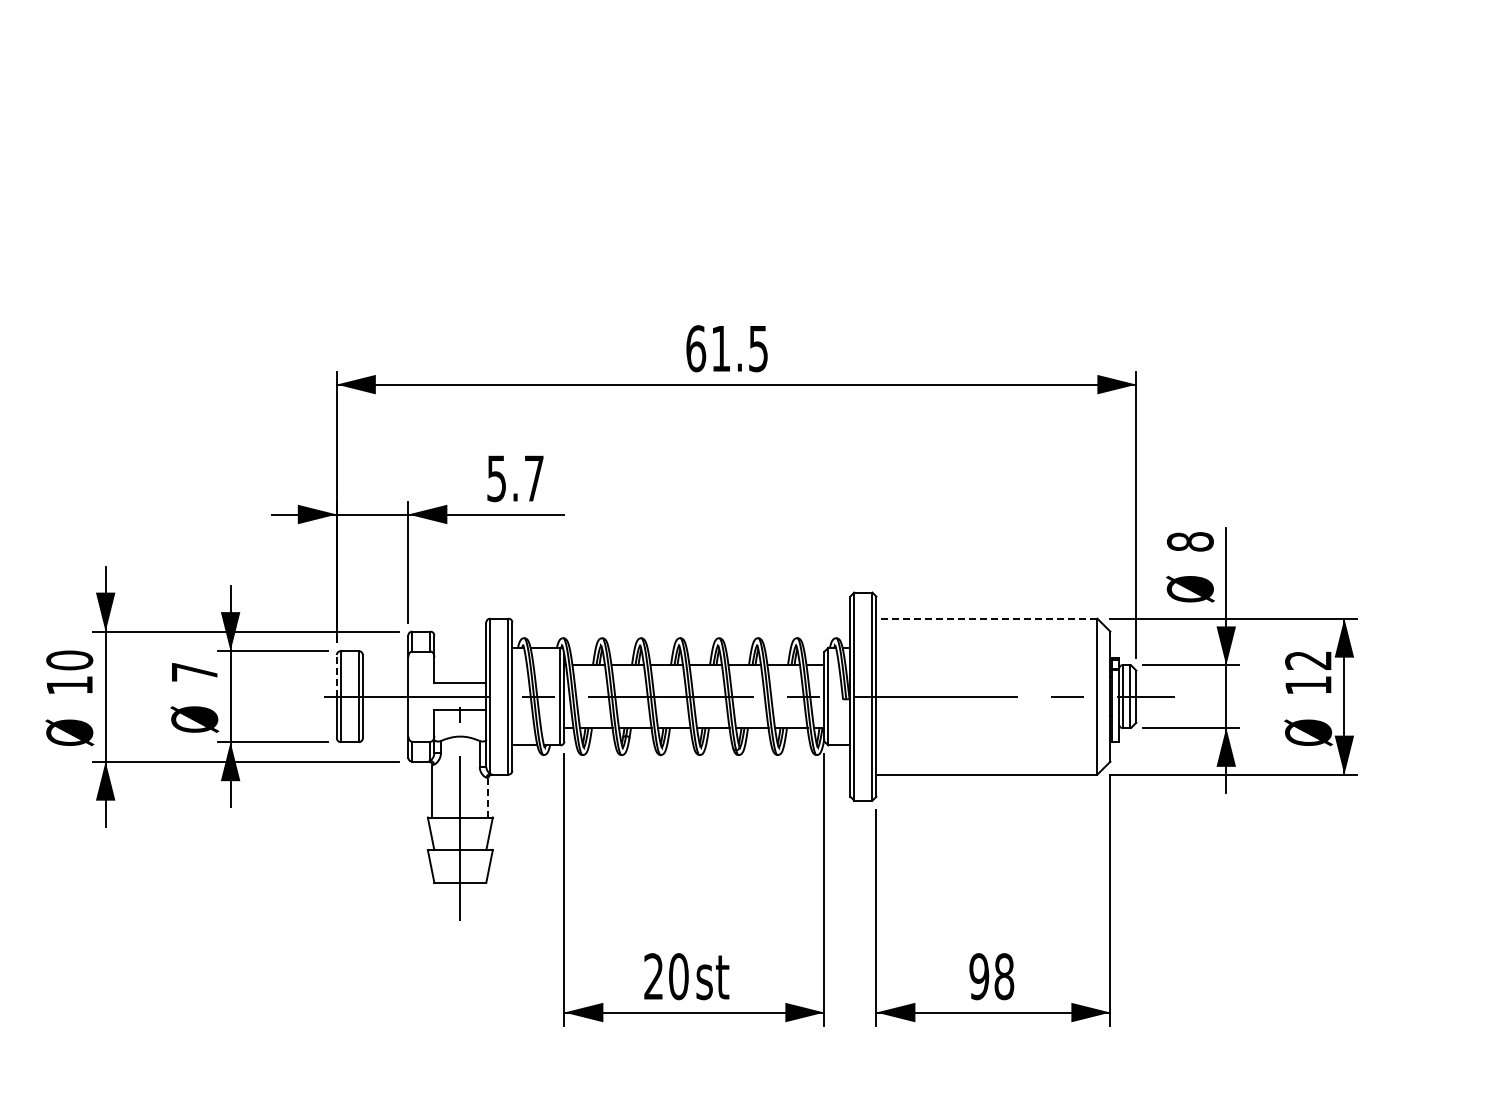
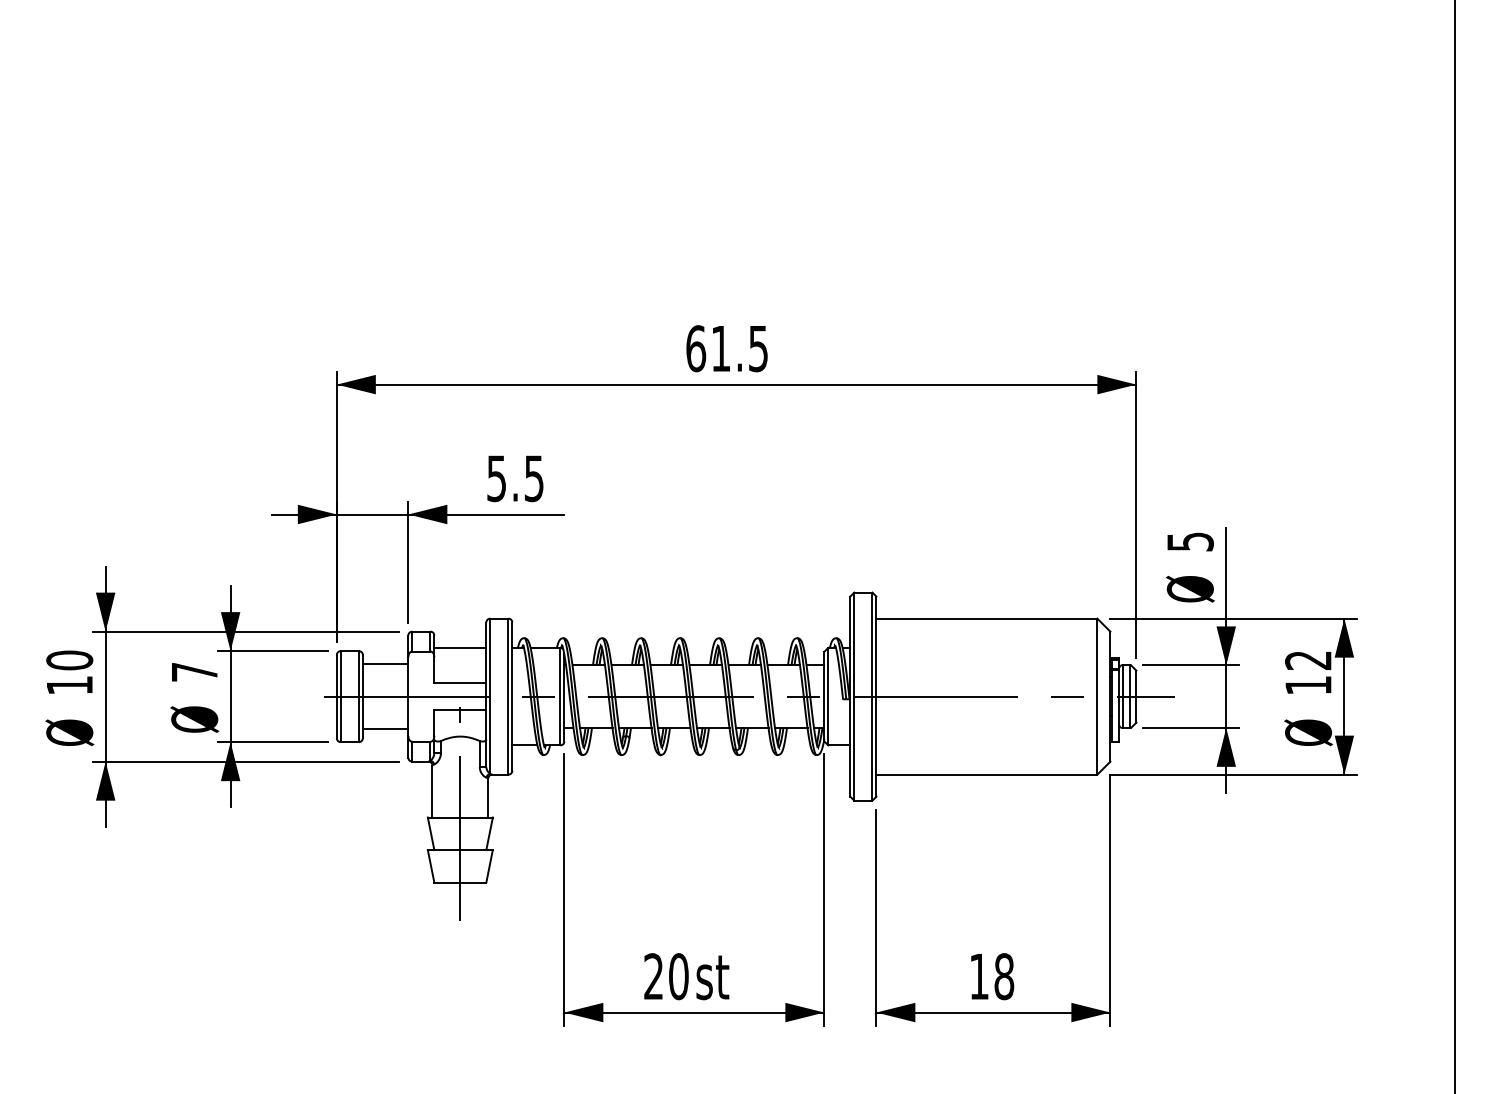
text: 5.7 -> 5.5 (533, 478)
text: 8 -> 5 (1189, 541)
line: none -> present (1455, 546)
line: dashed -> solid (986, 618)
line: none -> present (460, 647)
line: none -> present (385, 664)
line: dashed -> solid (336, 675)
line: none -> present (385, 729)
line: dashed -> solid (488, 798)
text: 98 -> 18 (979, 976)
